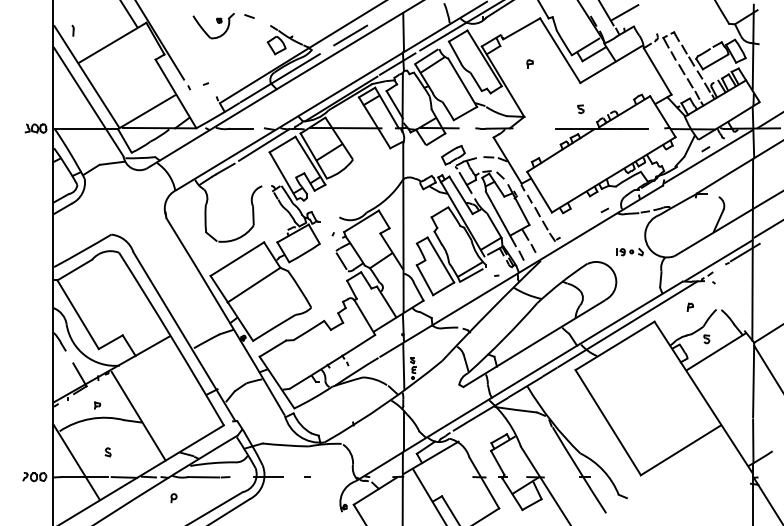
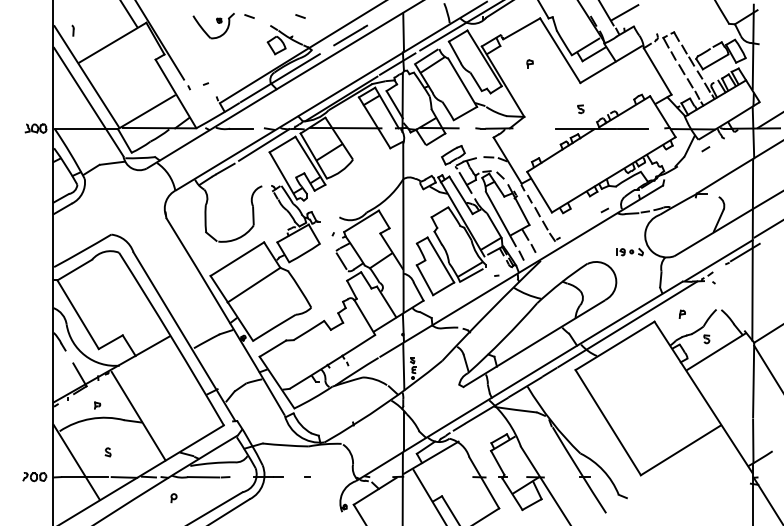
line: none -> present (300, 16)
line: present -> none (708, 156)
part position: (689, 306) -> (681, 313) (681, 313)
